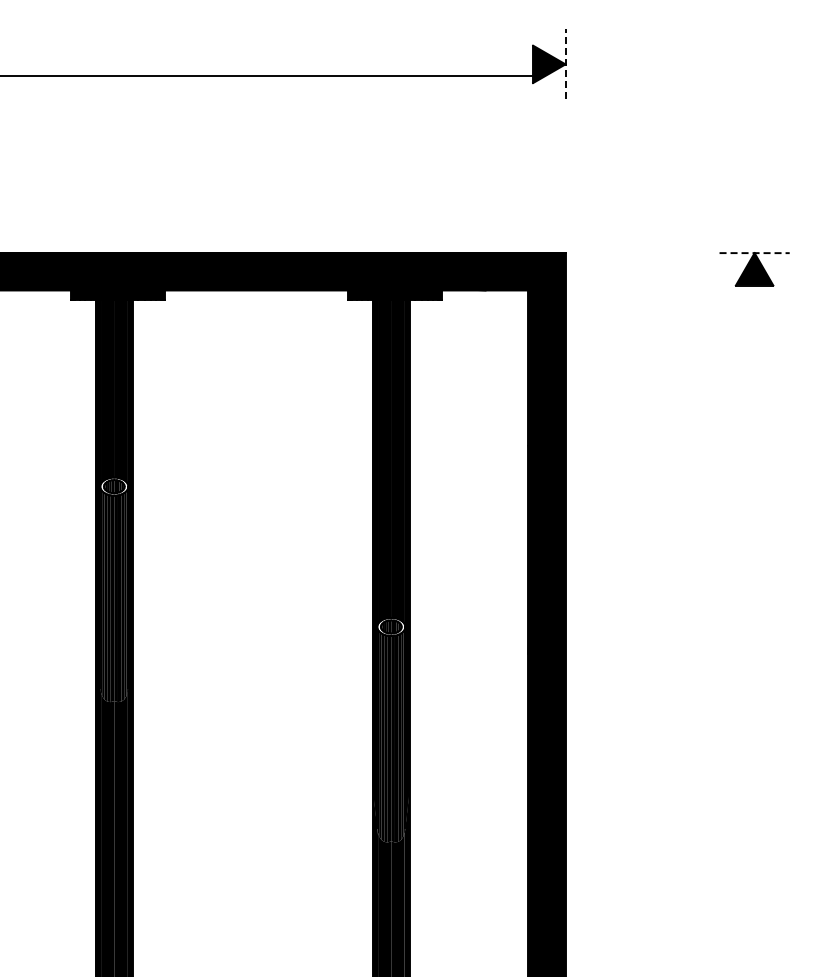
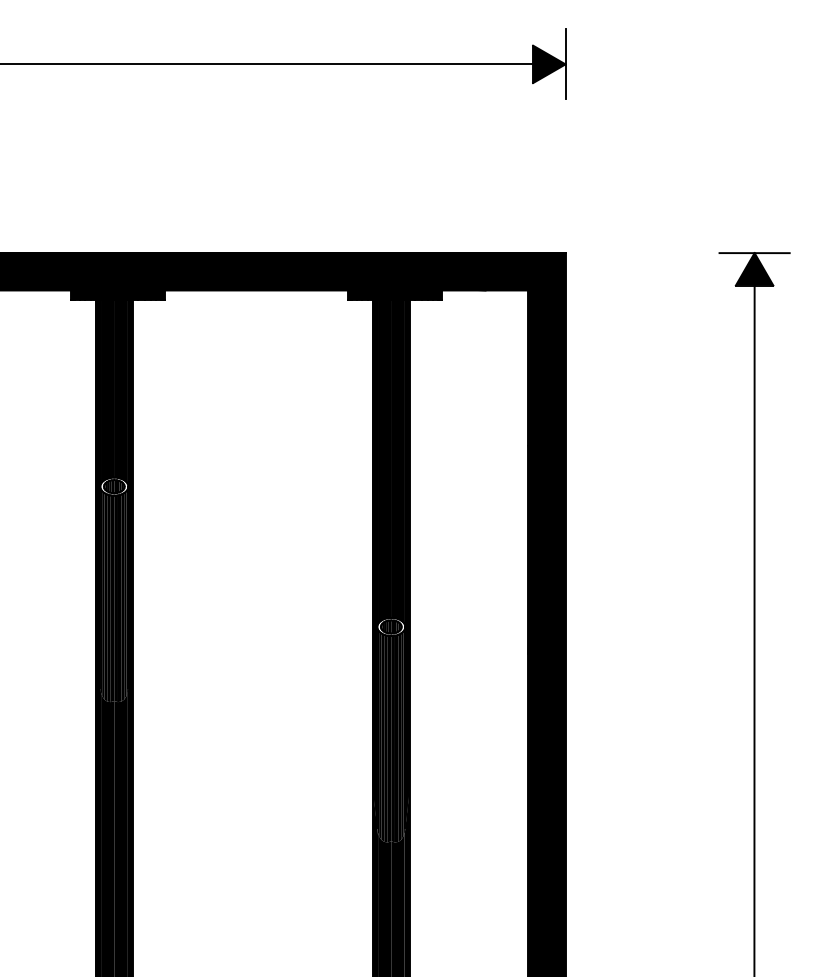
line: dashed -> solid (565, 63)
line position: (267, 76) -> (267, 64) (267, 64)
line: dashed -> solid (755, 253)
line: none -> present (754, 629)
